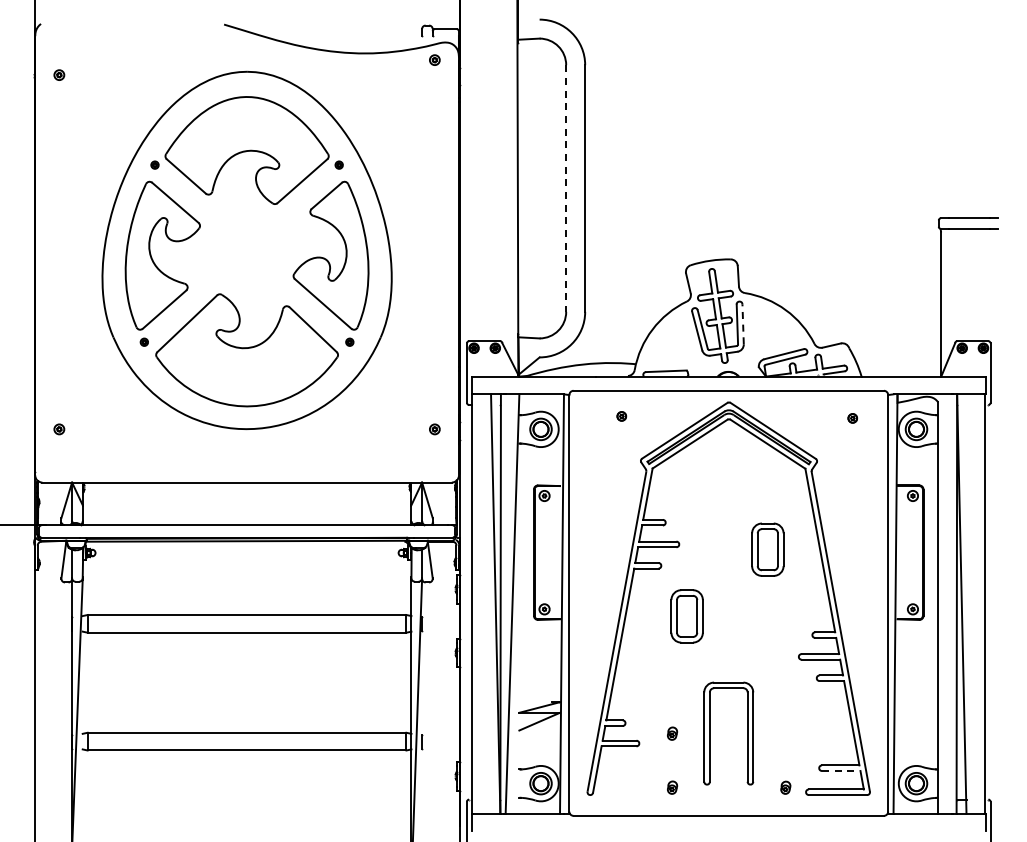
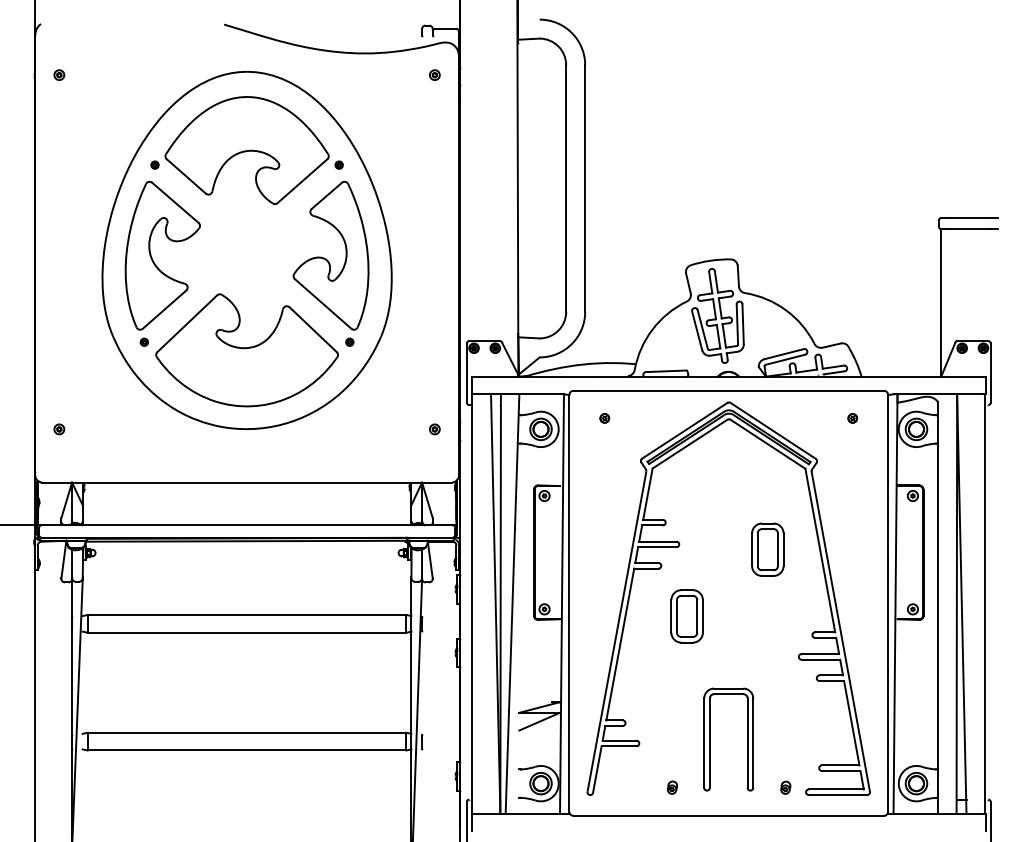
part position: (434, 59) -> (434, 74) (434, 74)
line: dashed -> solid (566, 189)
line: dashed -> solid (743, 323)
part position: (621, 416) -> (604, 418) (604, 418)
part: present -> none (672, 733)
part position: (710, 733) -> (710, 739) (710, 739)
line: dashed -> solid (841, 771)
